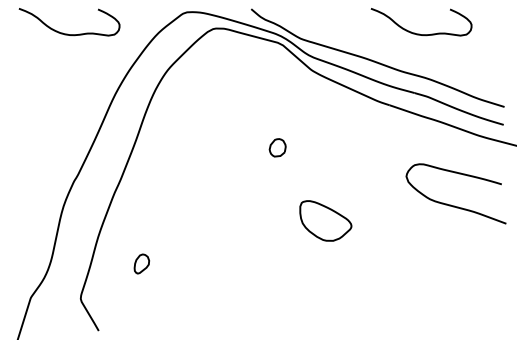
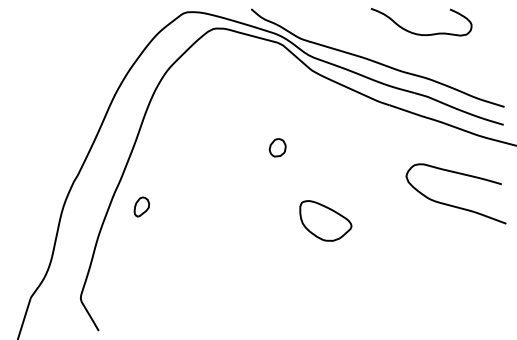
curve: present -> none (67, 33)
part position: (141, 263) -> (141, 206) (141, 206)
